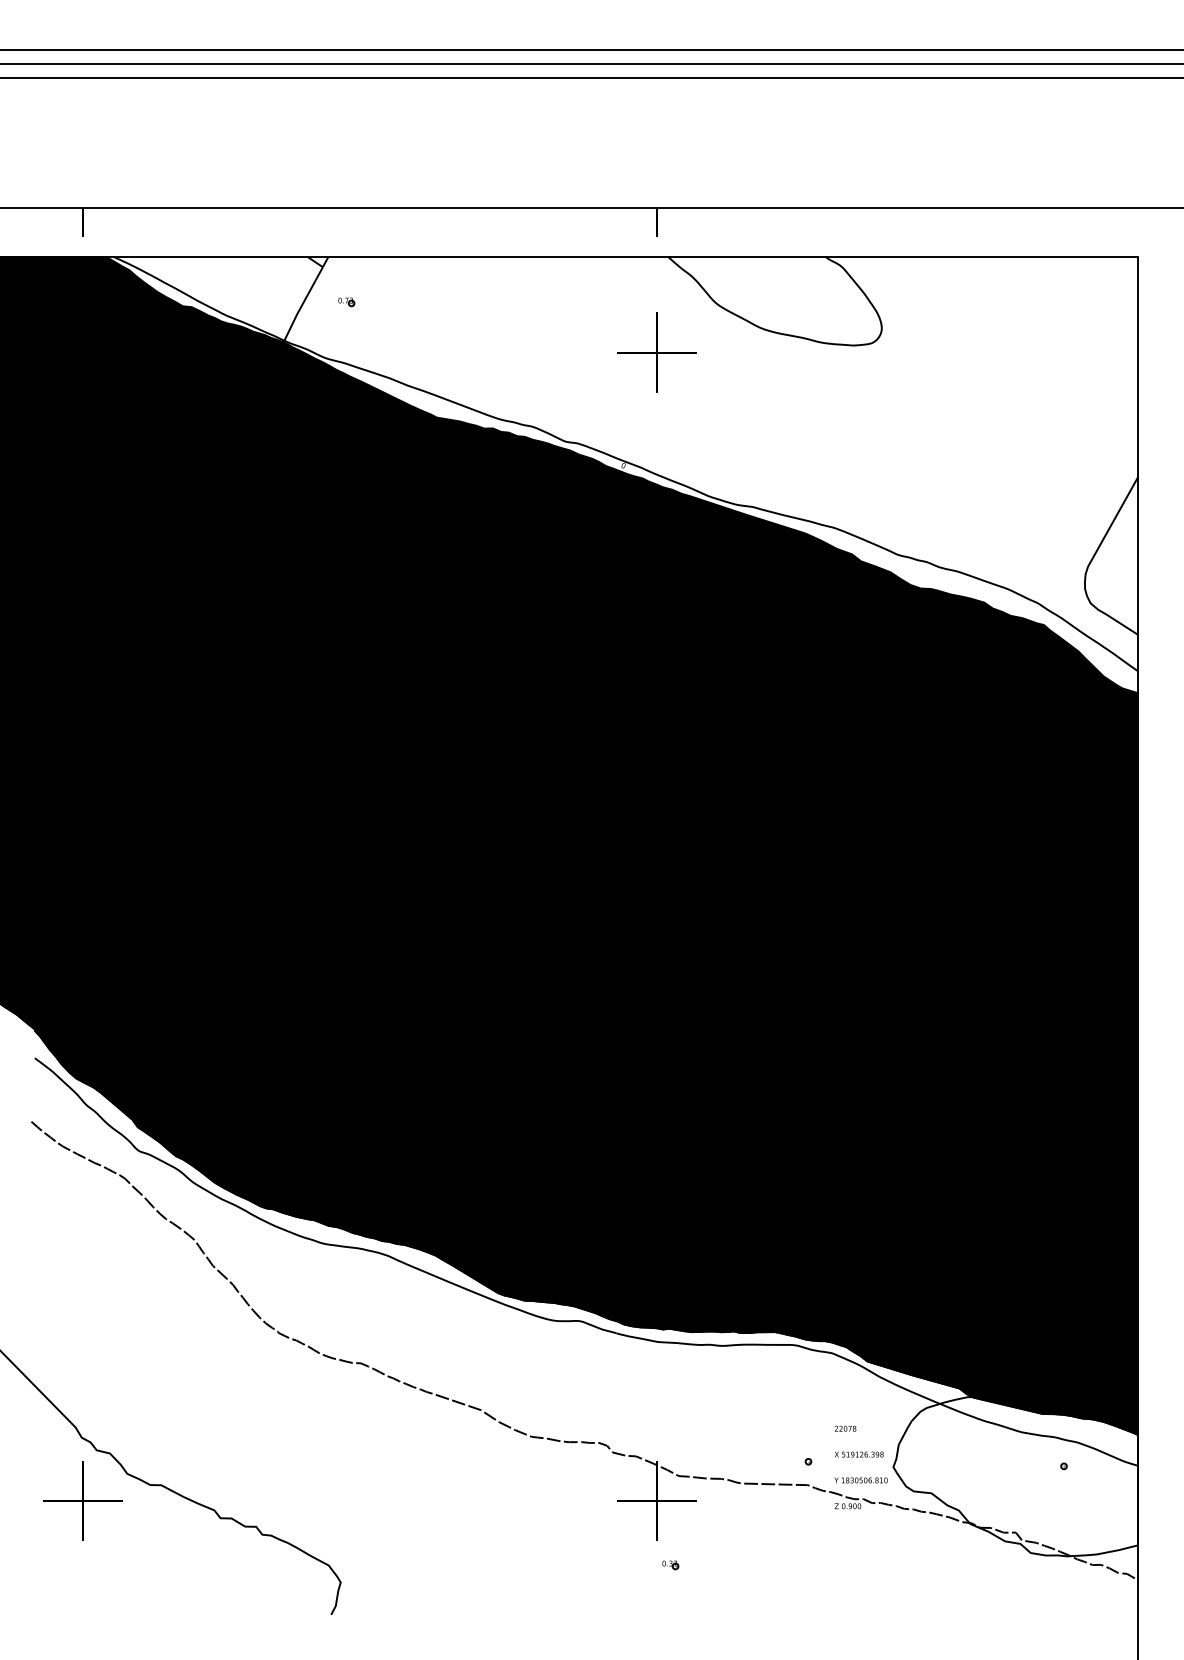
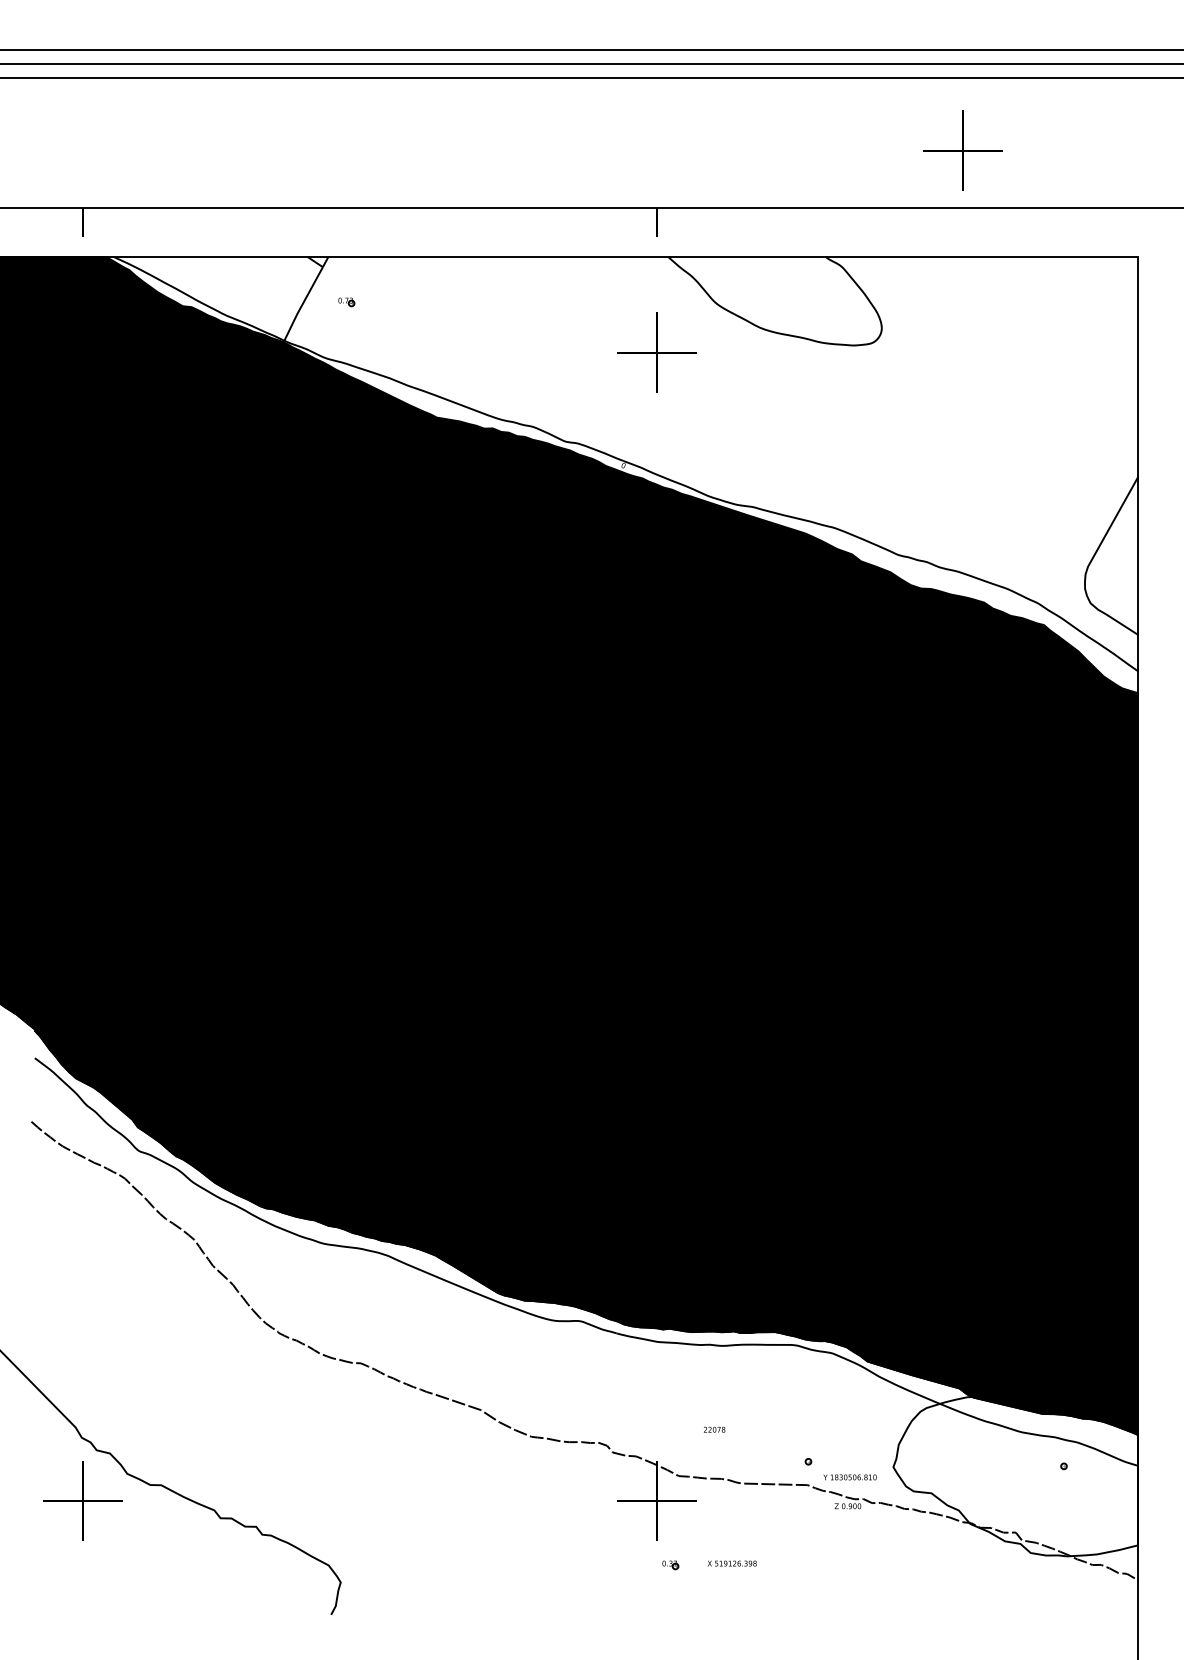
part: none -> present (962, 150)
text position: (845, 1428) -> (714, 1429) (714, 1429)
text position: (858, 1454) -> (731, 1563) (731, 1563)
text position: (860, 1480) -> (849, 1477) (849, 1477)
